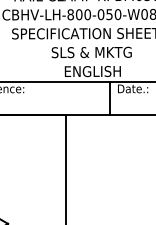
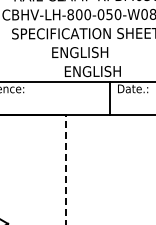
text: SLS & MKTG -> ENGLISH (91, 52)
line: solid -> dashed (65, 169)
